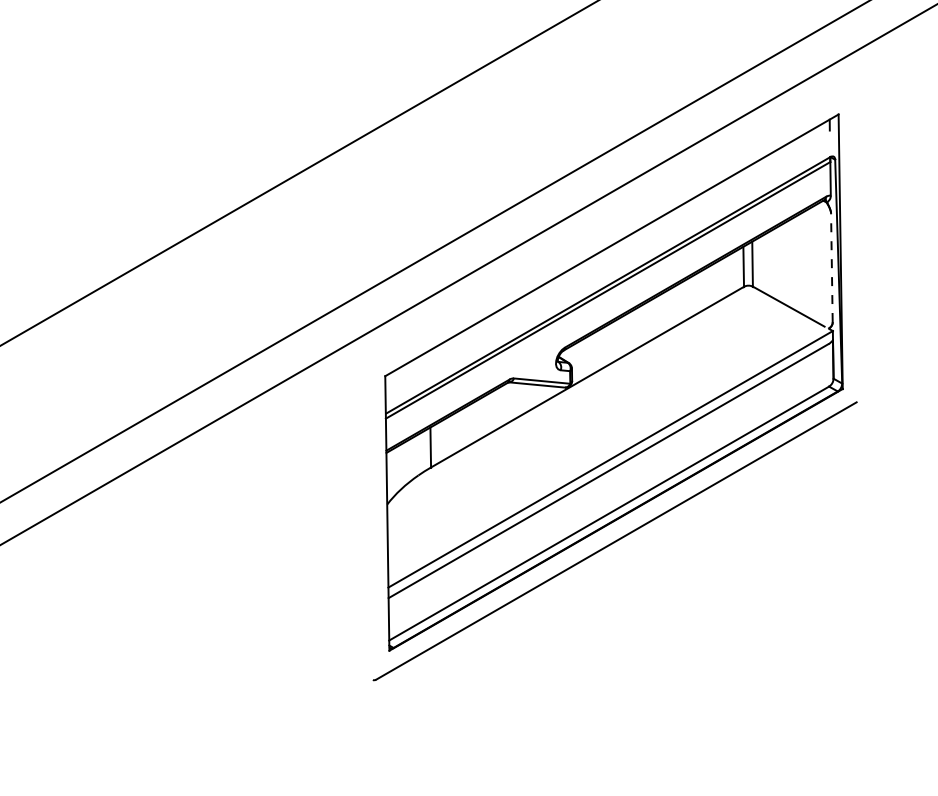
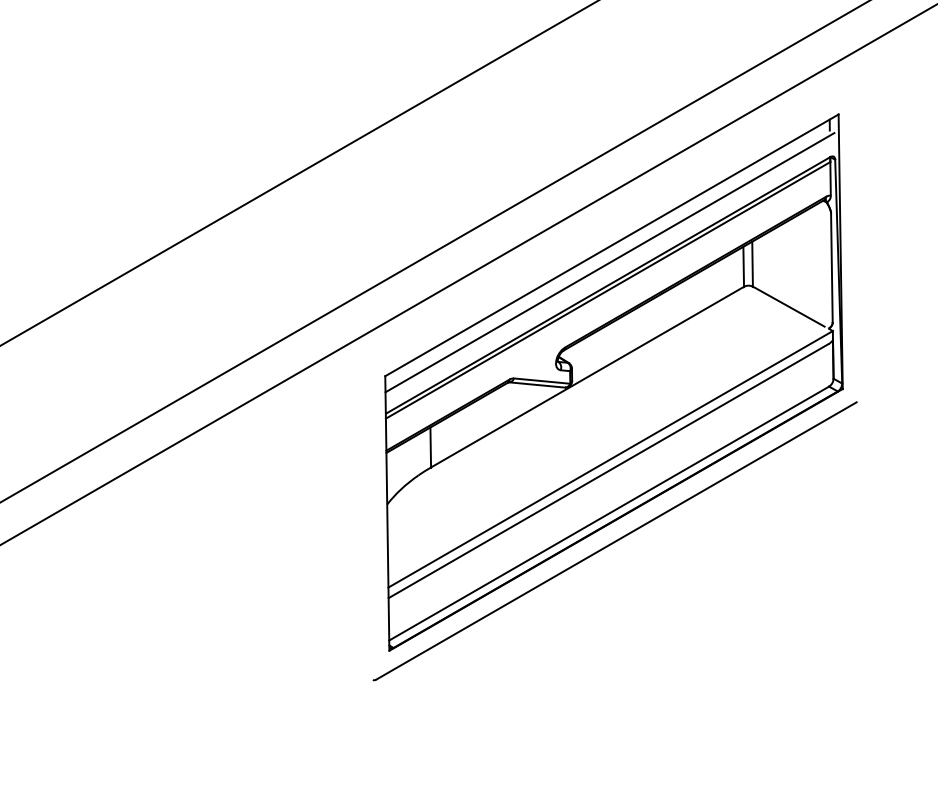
line: none -> present (609, 262)
line: dashed -> solid (831, 267)
